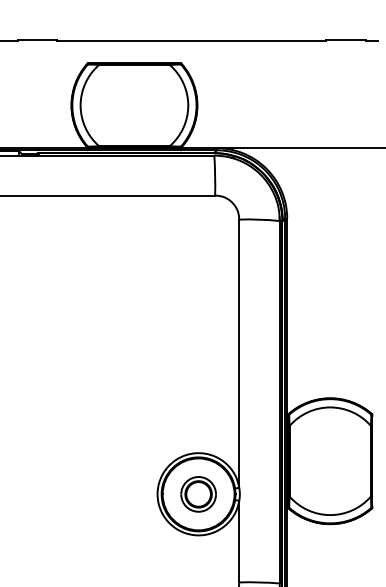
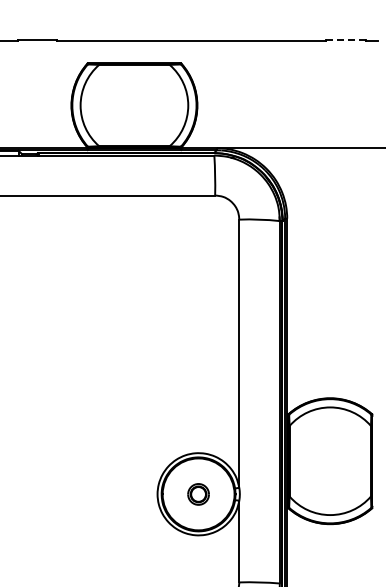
line: solid -> dashed (345, 40)
part size: 37x37 px -> 23x23 px (198, 494)
